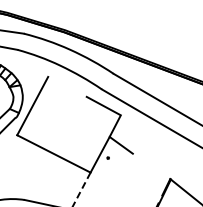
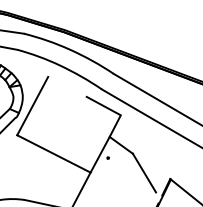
line: none -> present (144, 172)
line: dashed -> solid (81, 190)
